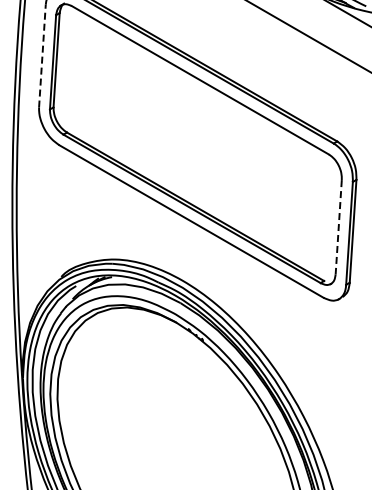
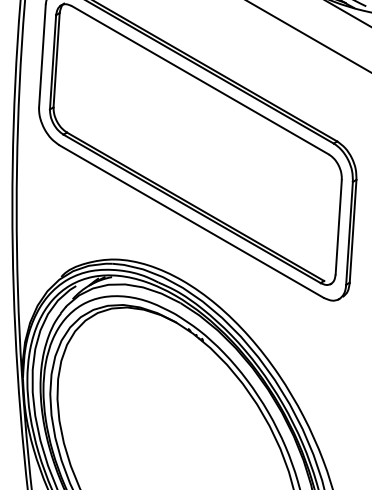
line: dashed -> solid (42, 56)
line: dashed -> solid (338, 227)
